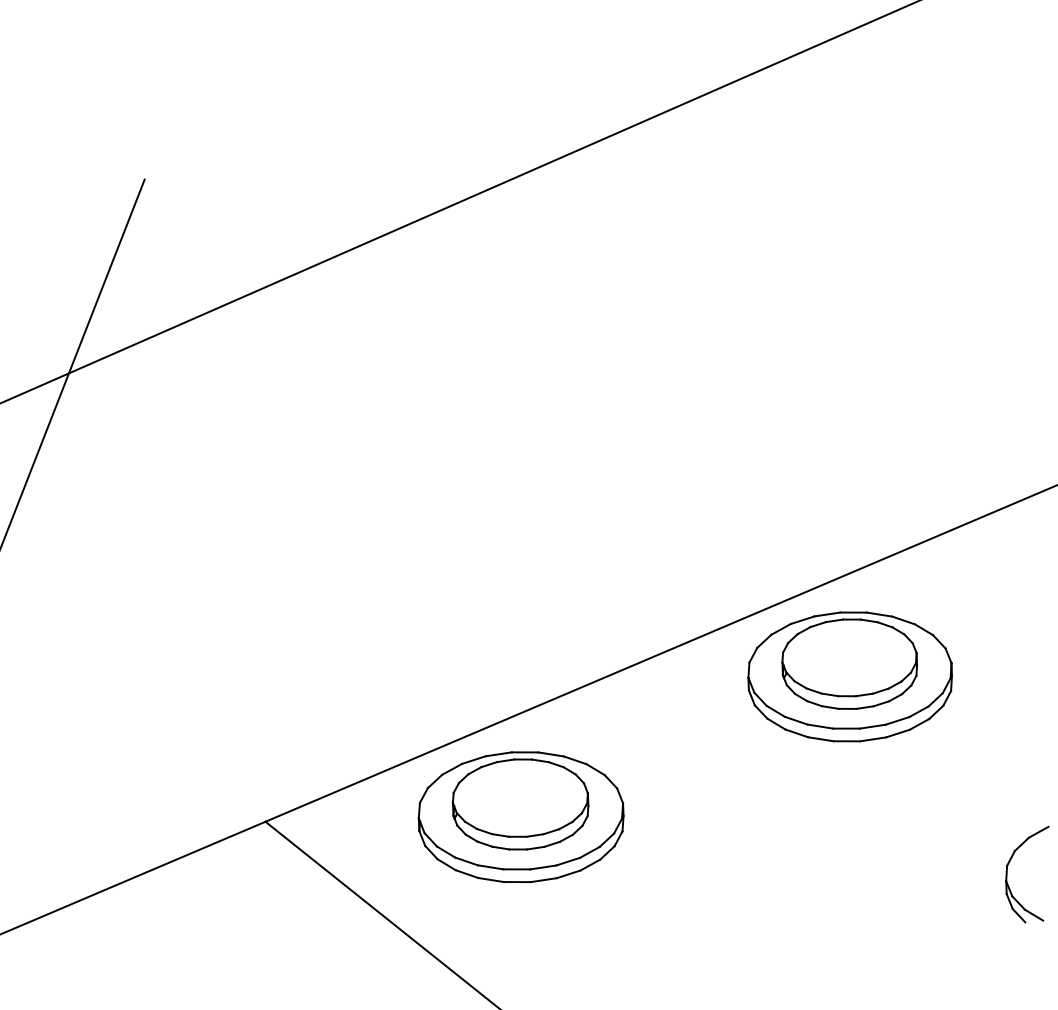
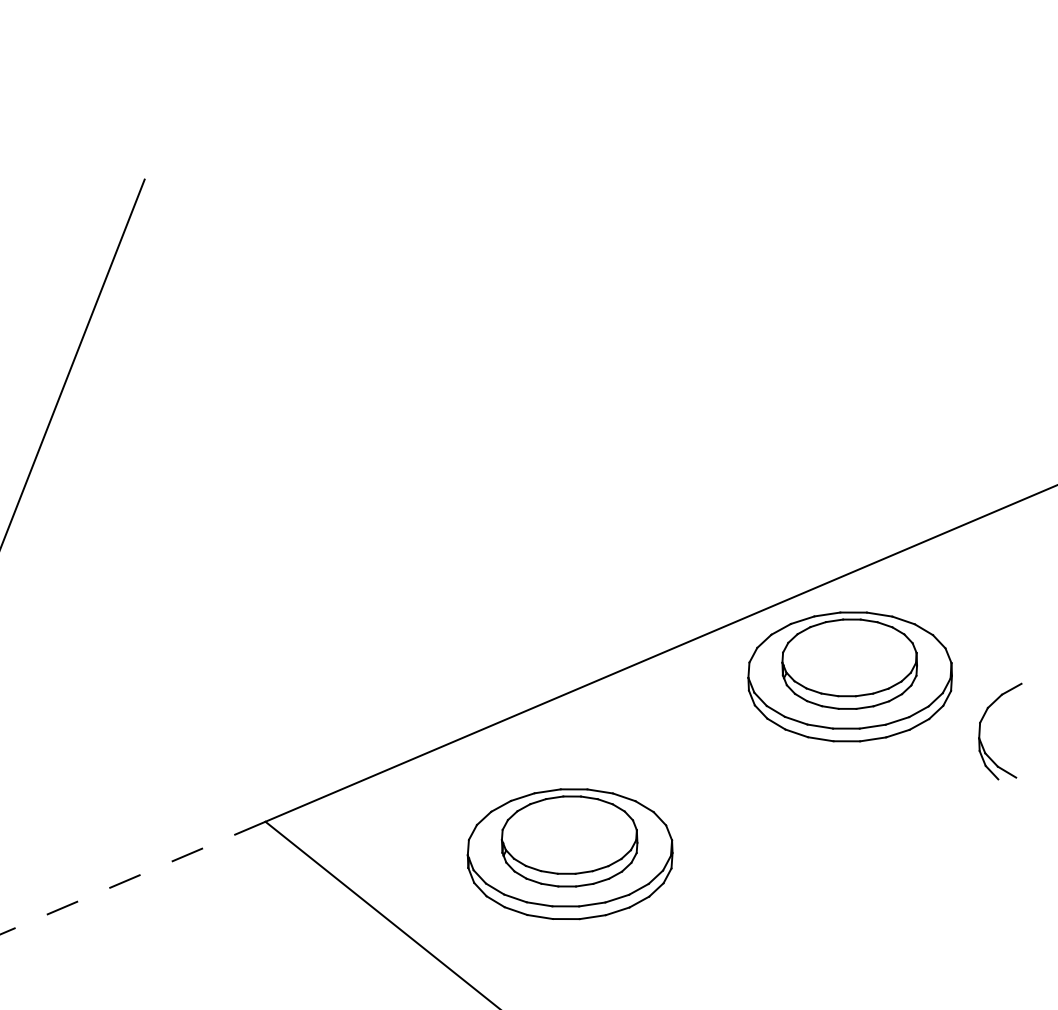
line: present -> none (458, 202)
part position: (520, 817) -> (569, 854) (569, 854)
part position: (1007, 874) -> (980, 731) (980, 731)
line: solid -> dashed (132, 878)
